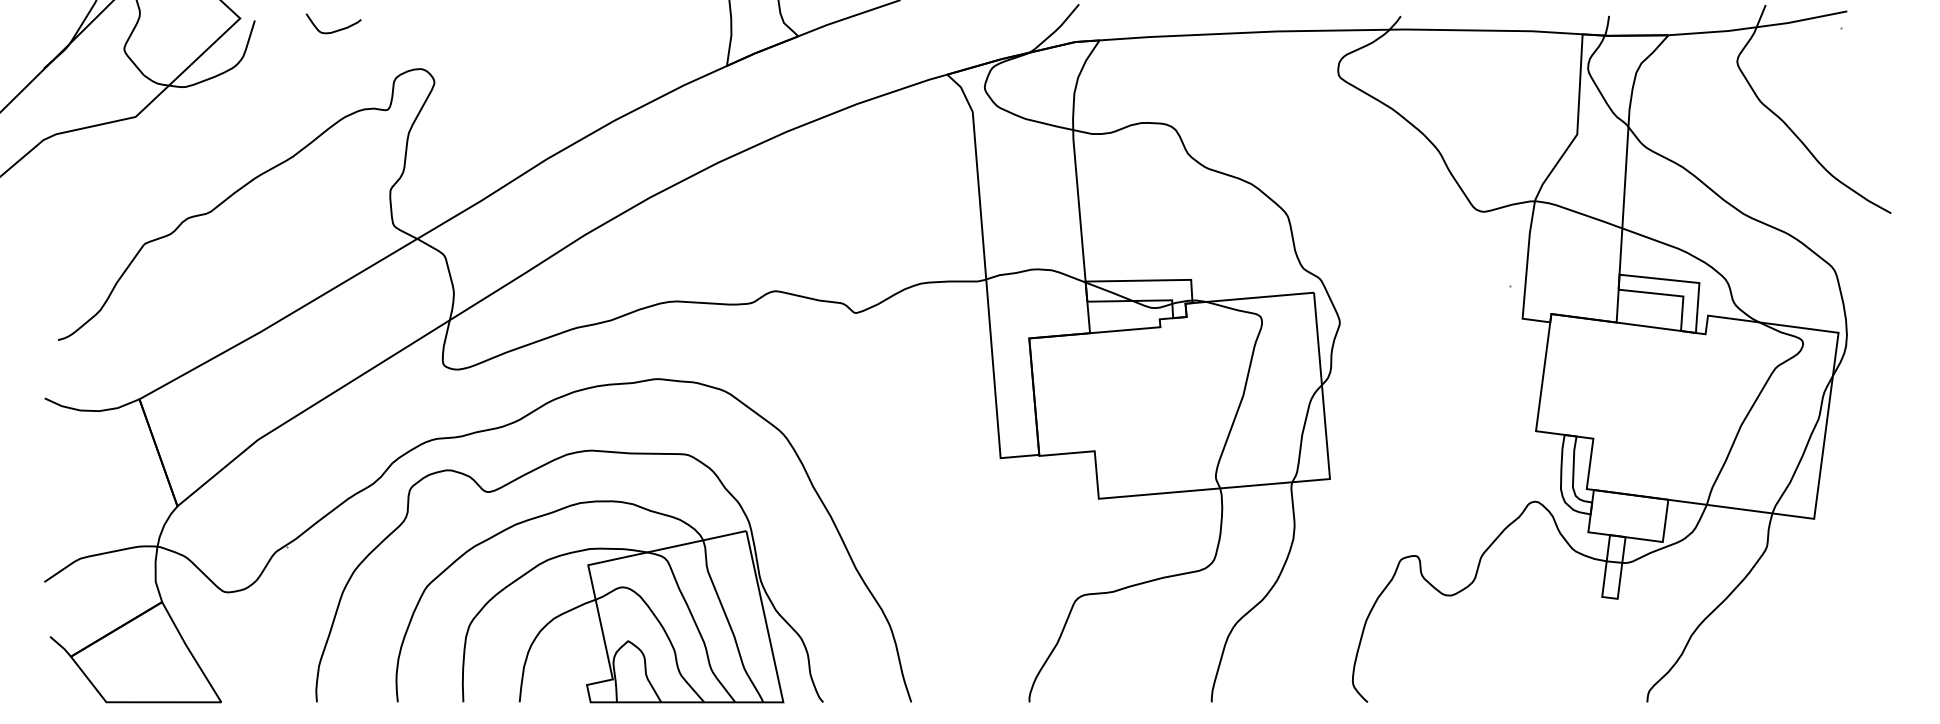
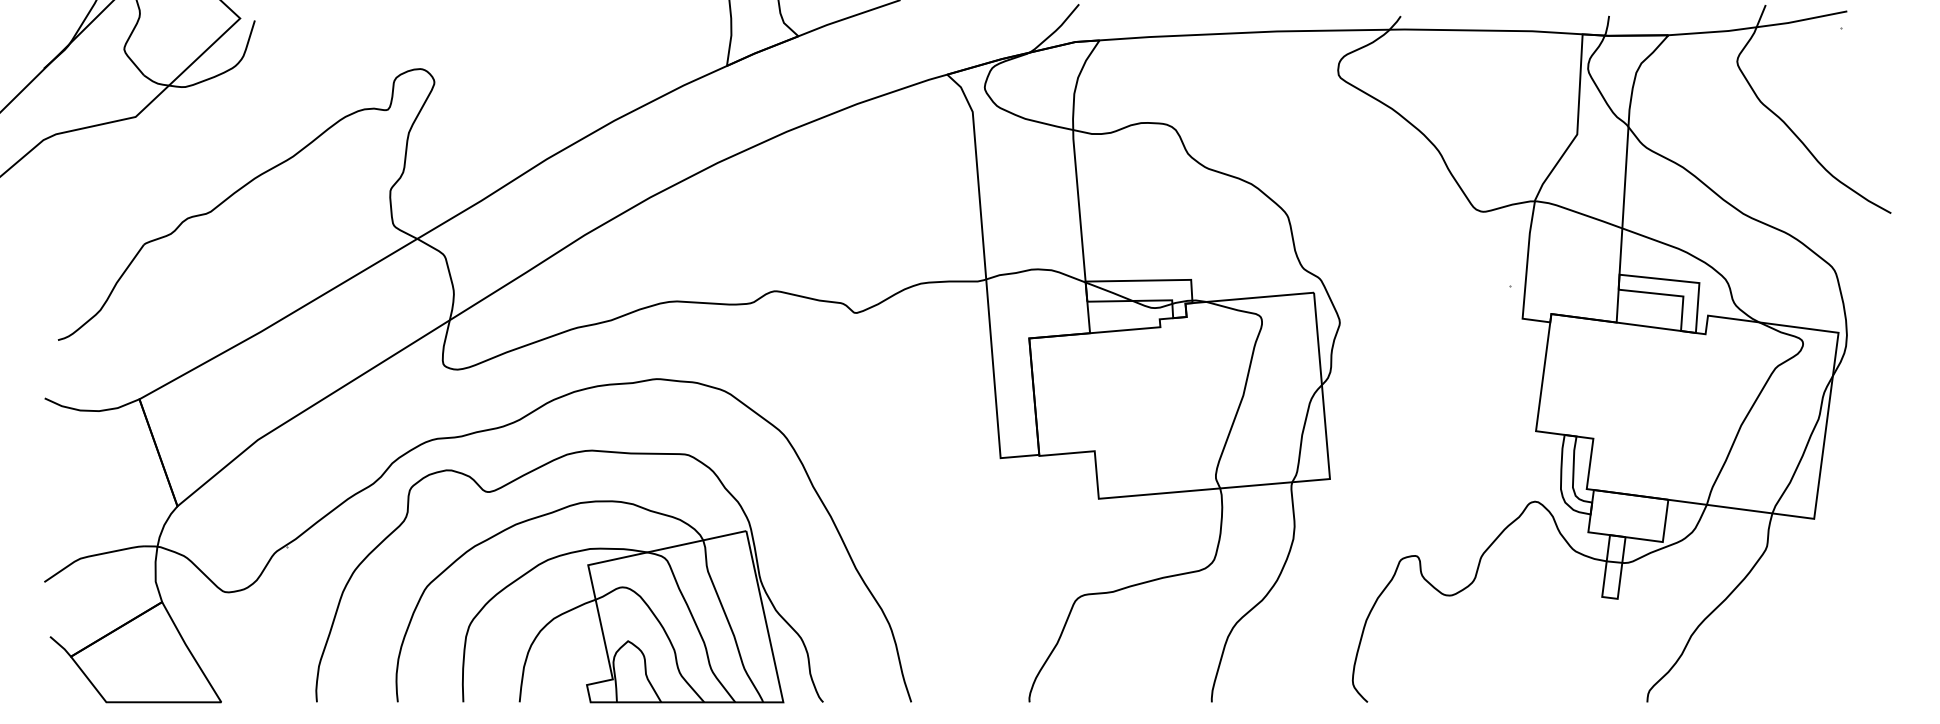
curve: present -> none (334, 30)
